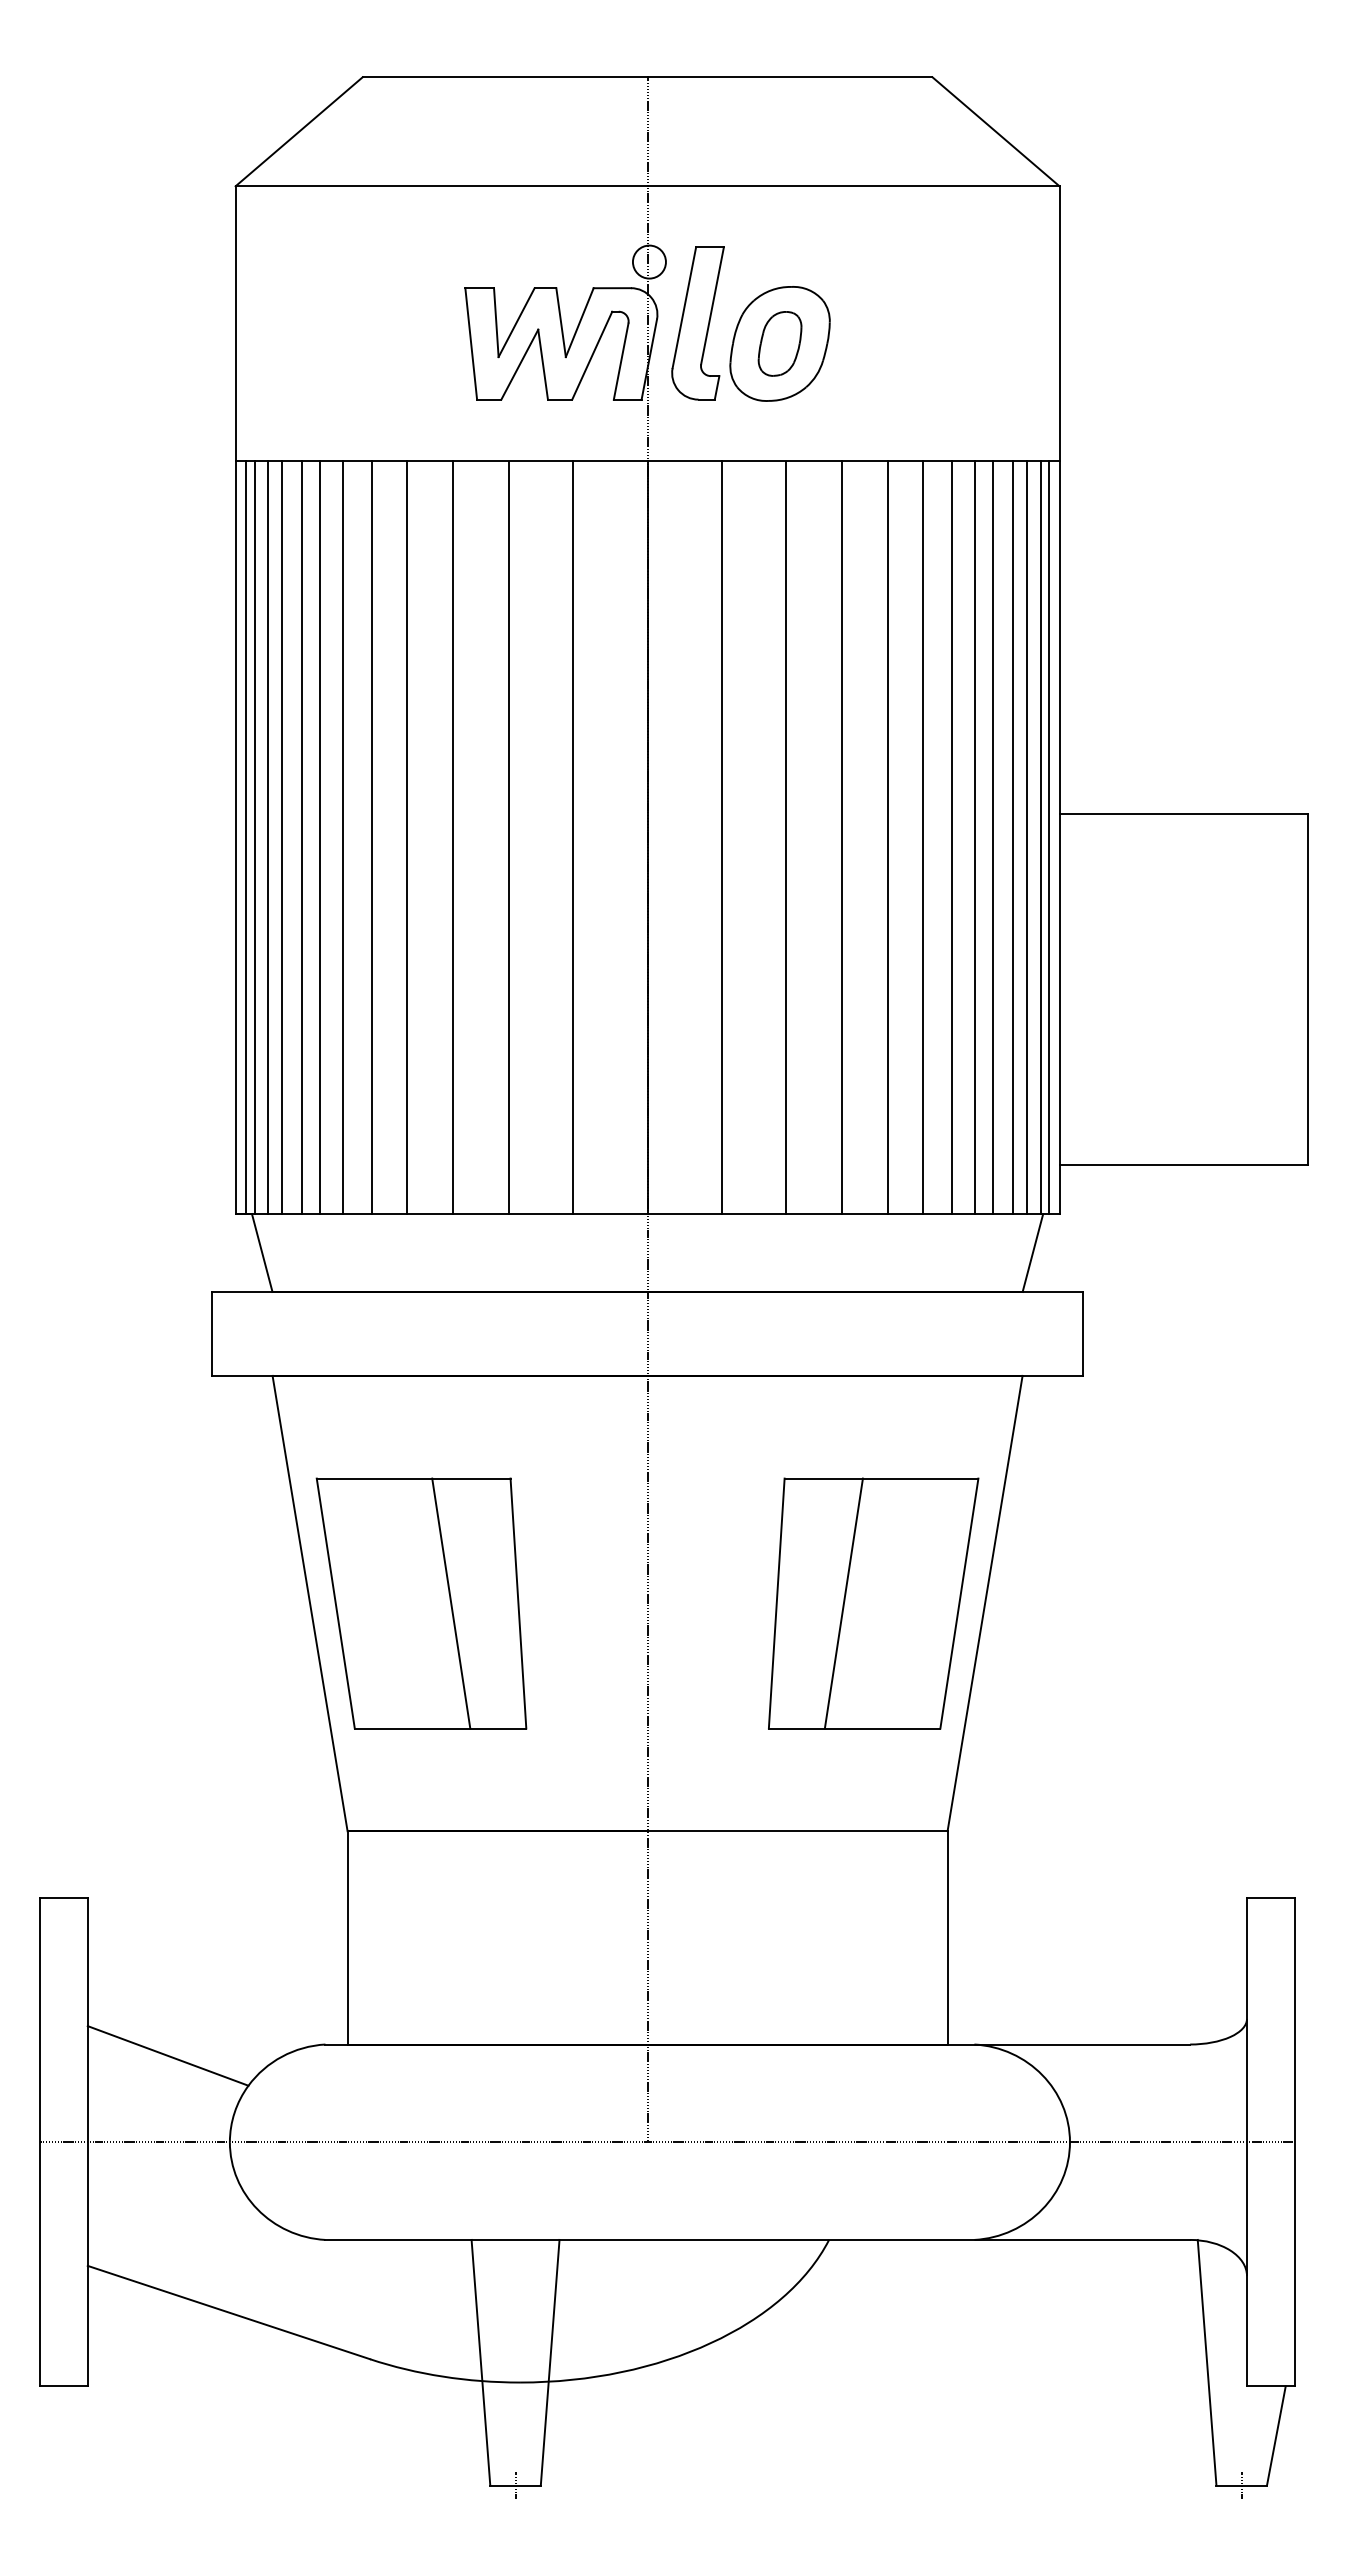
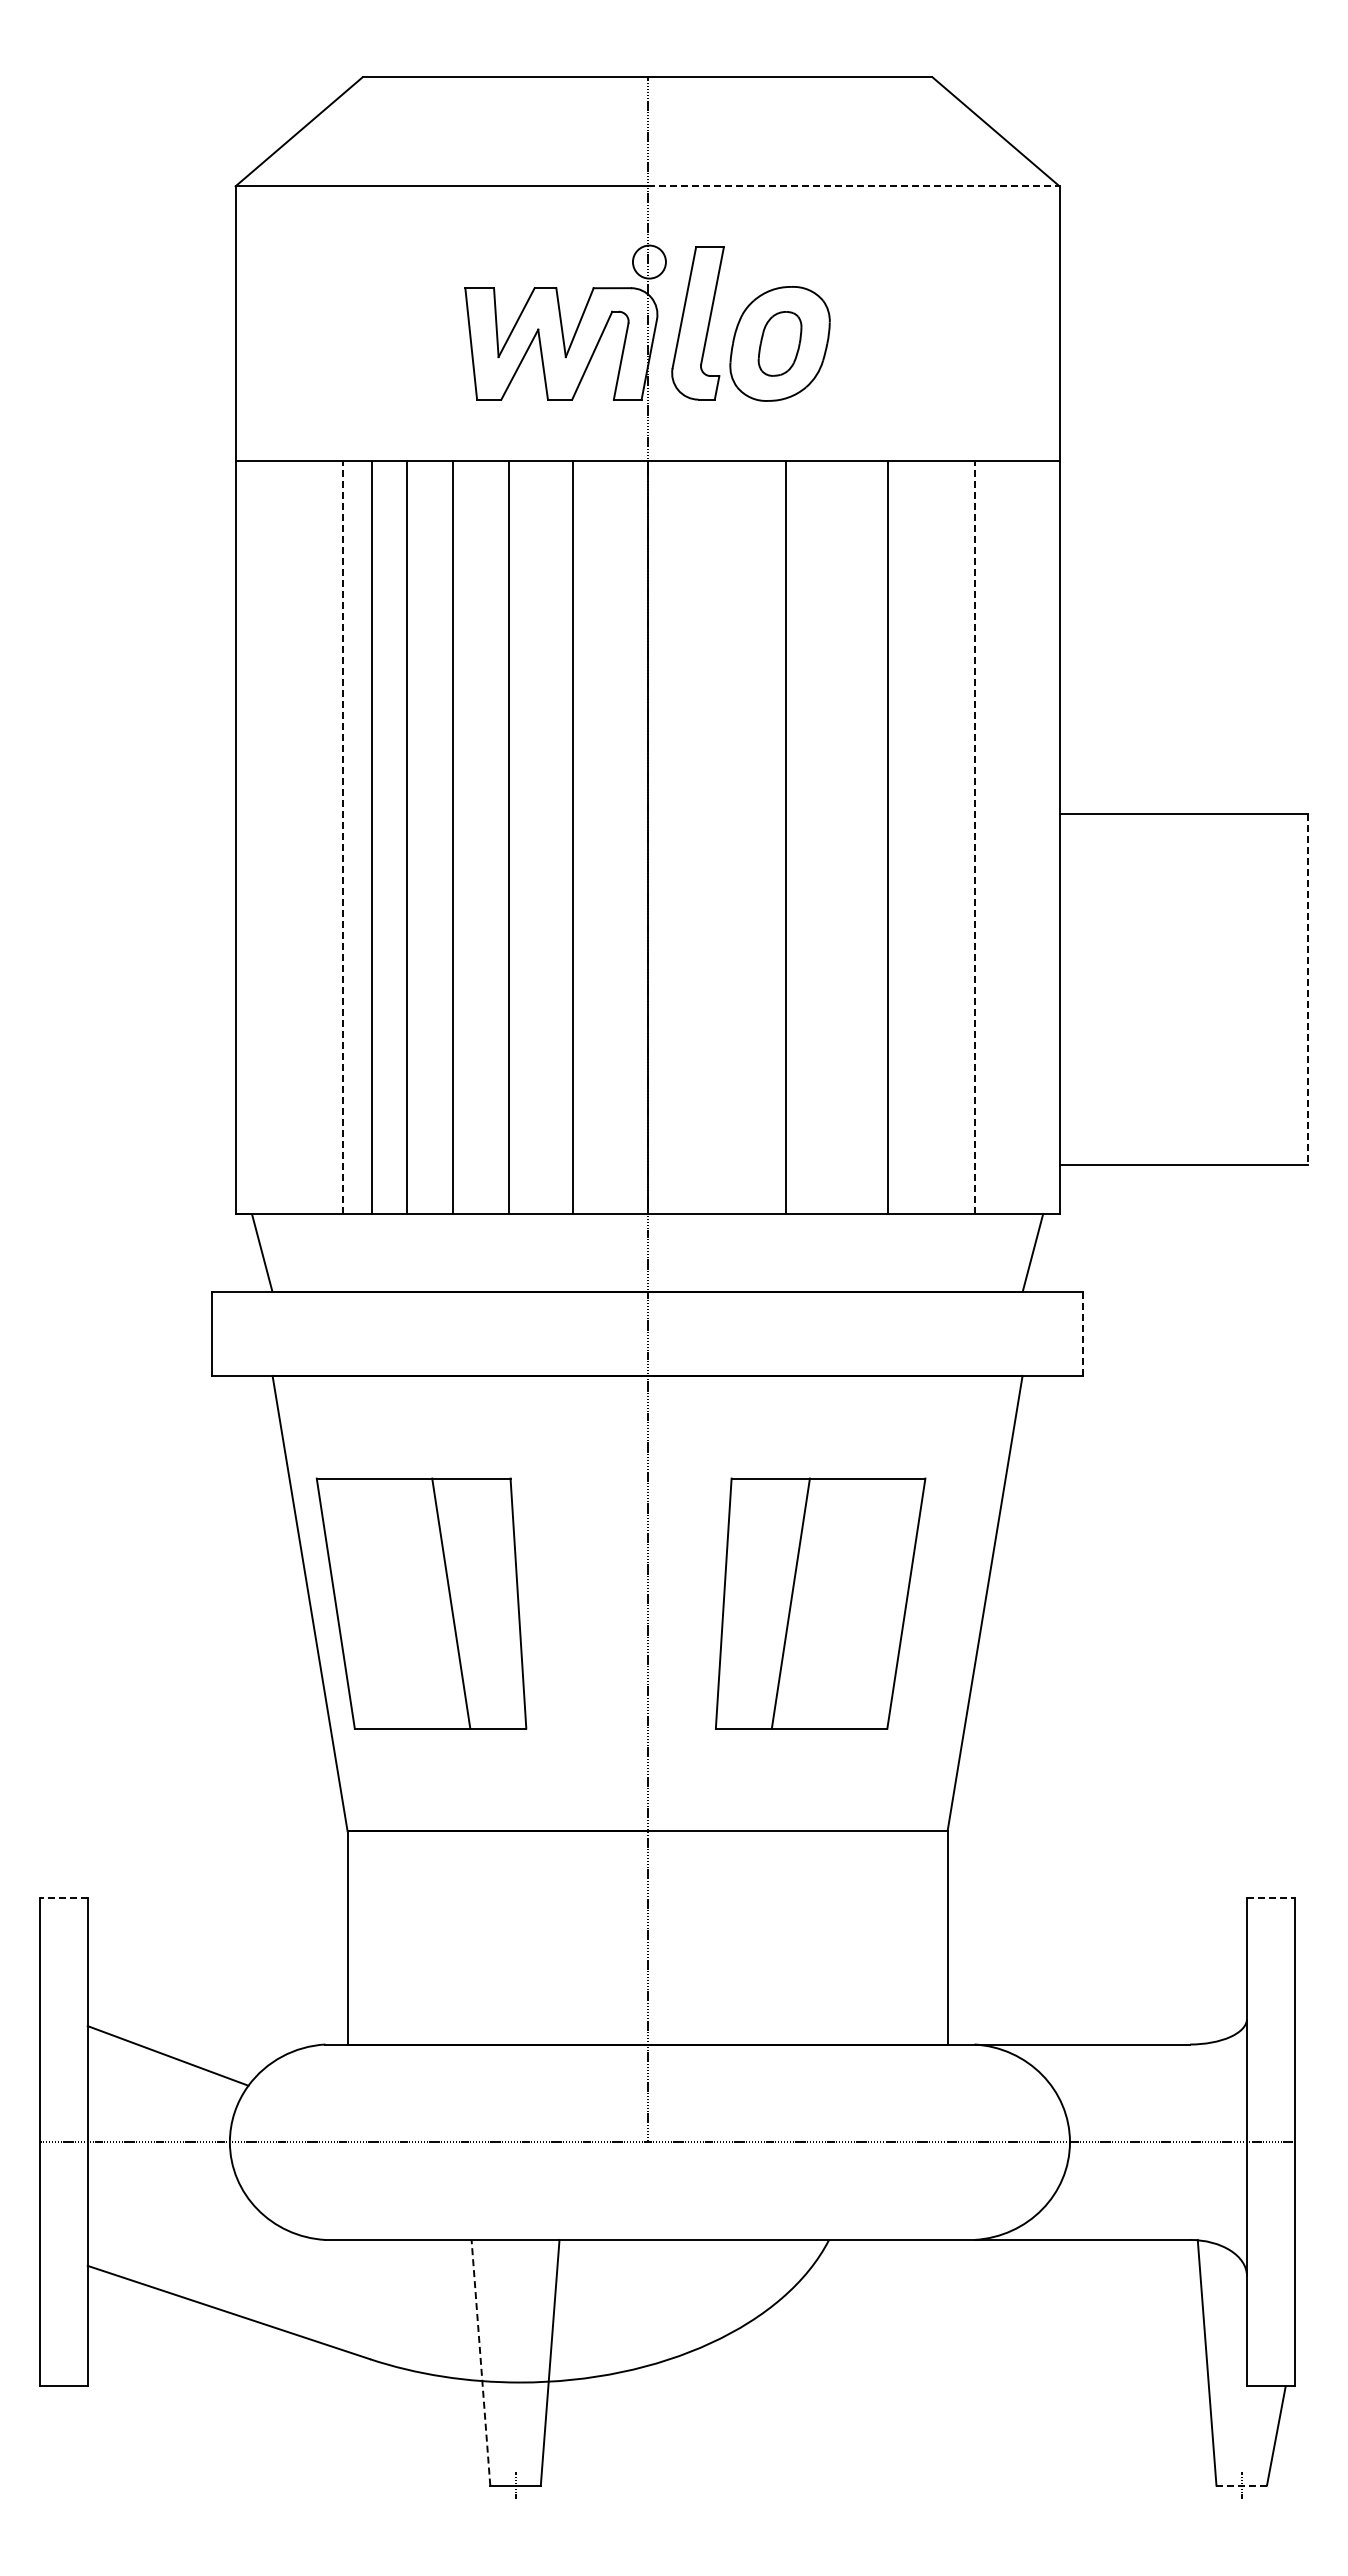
line: solid -> dashed (853, 186)
line: present -> none (246, 837)
line: present -> none (254, 837)
line: present -> none (268, 837)
line: present -> none (282, 837)
line: present -> none (302, 837)
line: present -> none (320, 837)
line: solid -> dashed (343, 837)
line: present -> none (722, 837)
line: present -> none (842, 837)
line: present -> none (923, 837)
line: present -> none (951, 837)
line: solid -> dashed (974, 837)
line: present -> none (993, 837)
line: present -> none (1012, 837)
line: present -> none (1027, 837)
line: present -> none (1040, 837)
line: present -> none (1049, 837)
line: solid -> dashed (1307, 989)
line: solid -> dashed (1083, 1333)
part position: (873, 1603) -> (820, 1603) (820, 1603)
line: solid -> dashed (64, 1897)
line: solid -> dashed (1270, 1897)
line: solid -> dashed (480, 2362)
line: solid -> dashed (1241, 2485)
